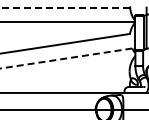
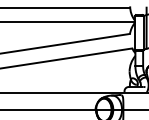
line: dashed -> solid (65, 7)
line: dashed -> solid (67, 58)
